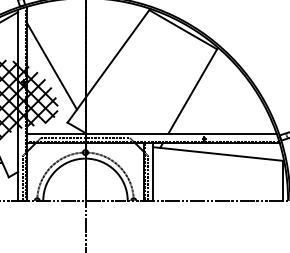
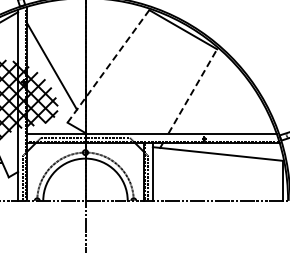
line: solid -> dashed (108, 66)
line: solid -> dashed (192, 91)
